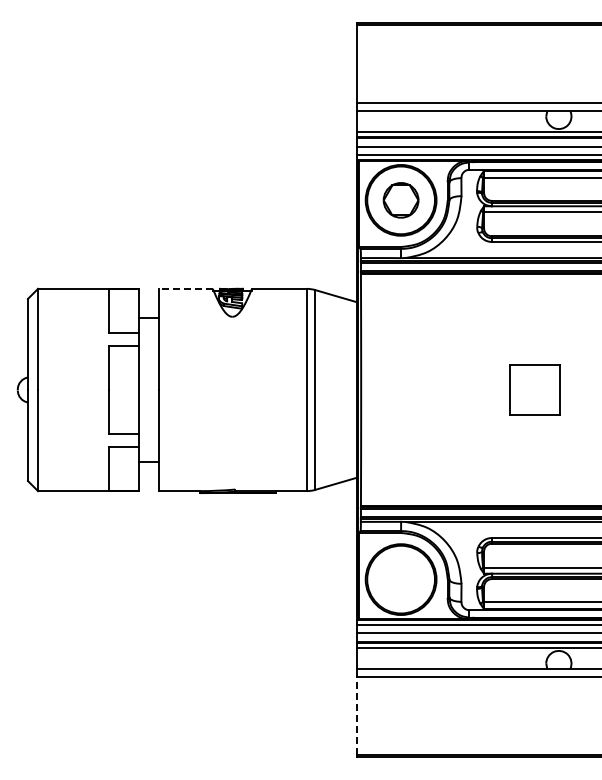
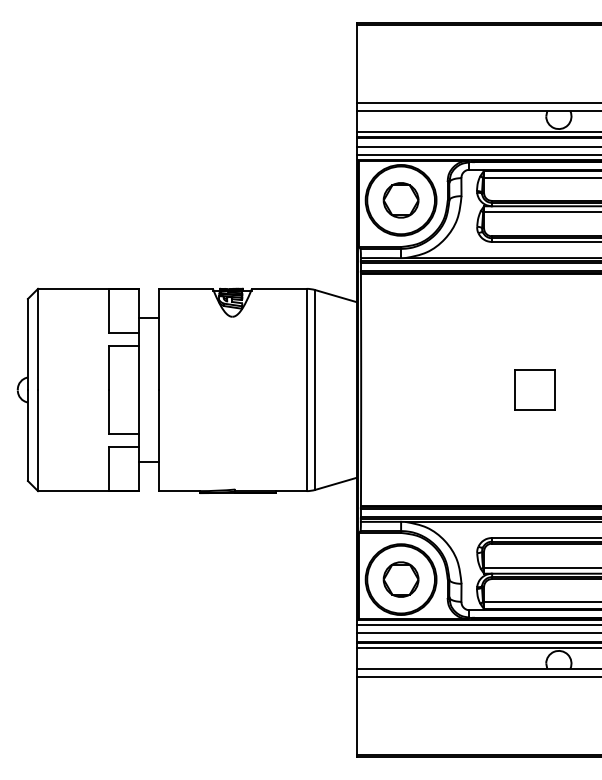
line: dashed -> solid (186, 288)
part size: 52x52 px -> 42x42 px (534, 389)
part: none -> present (400, 579)
line: dashed -> solid (356, 715)
